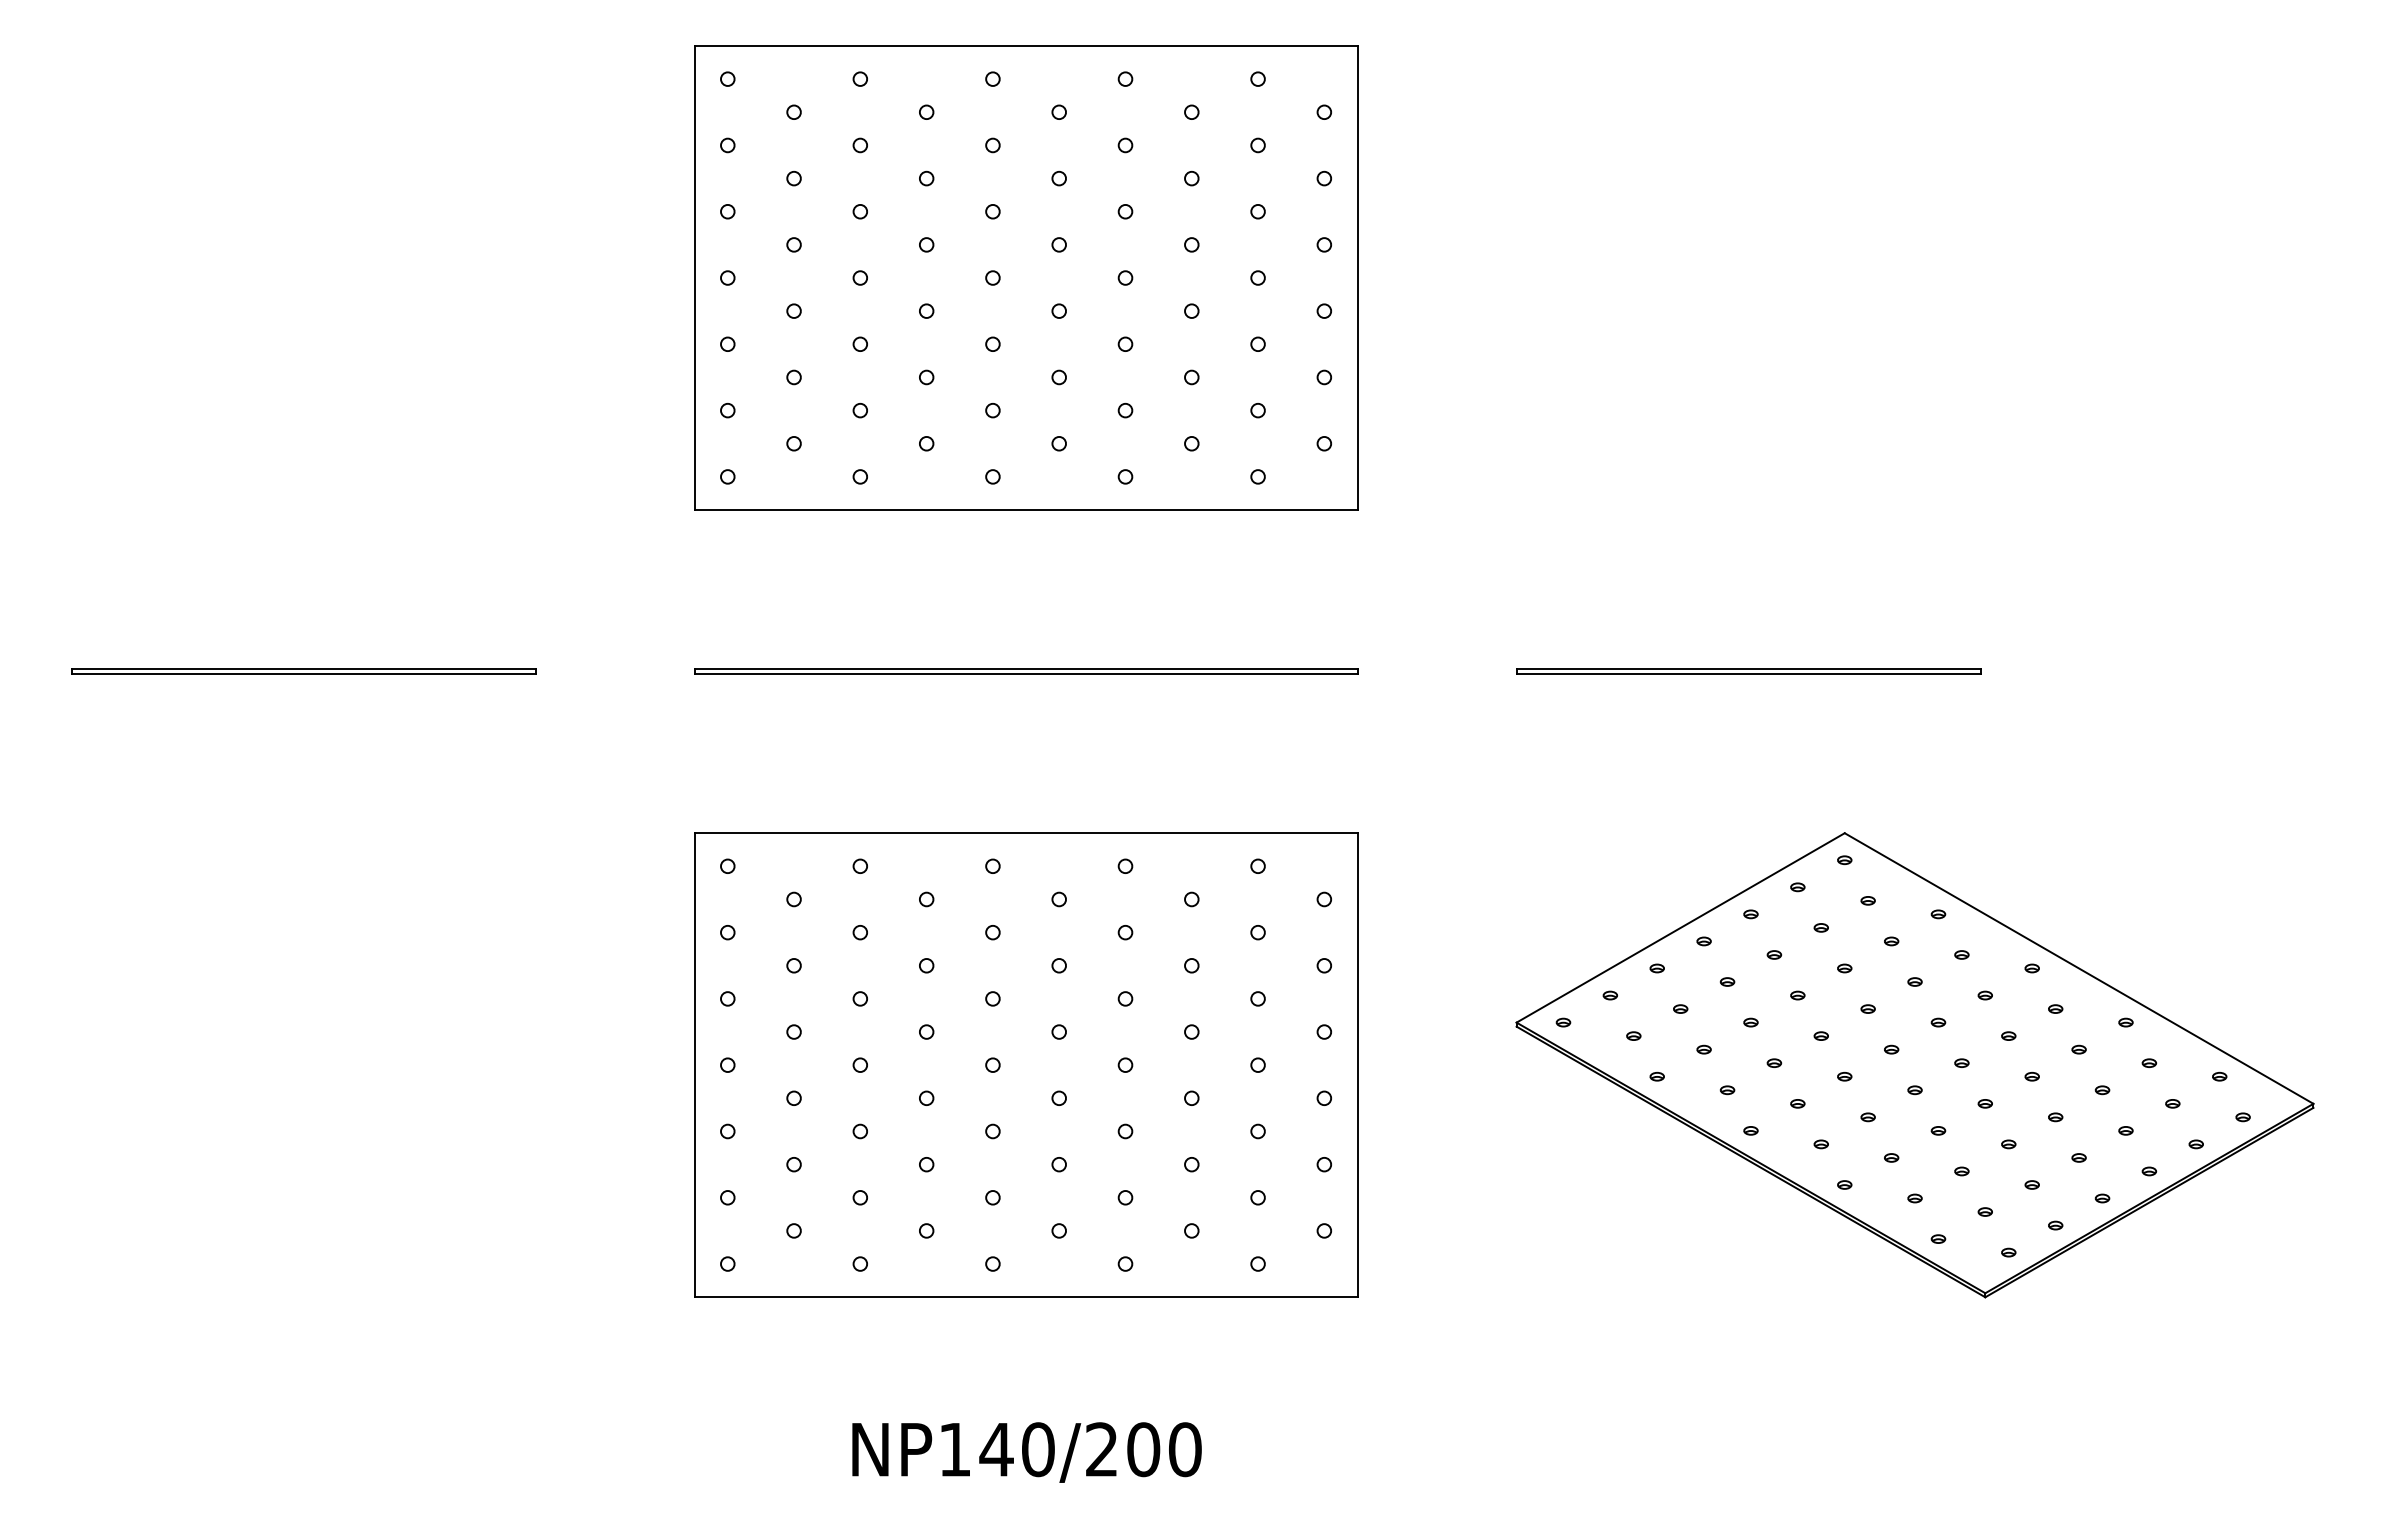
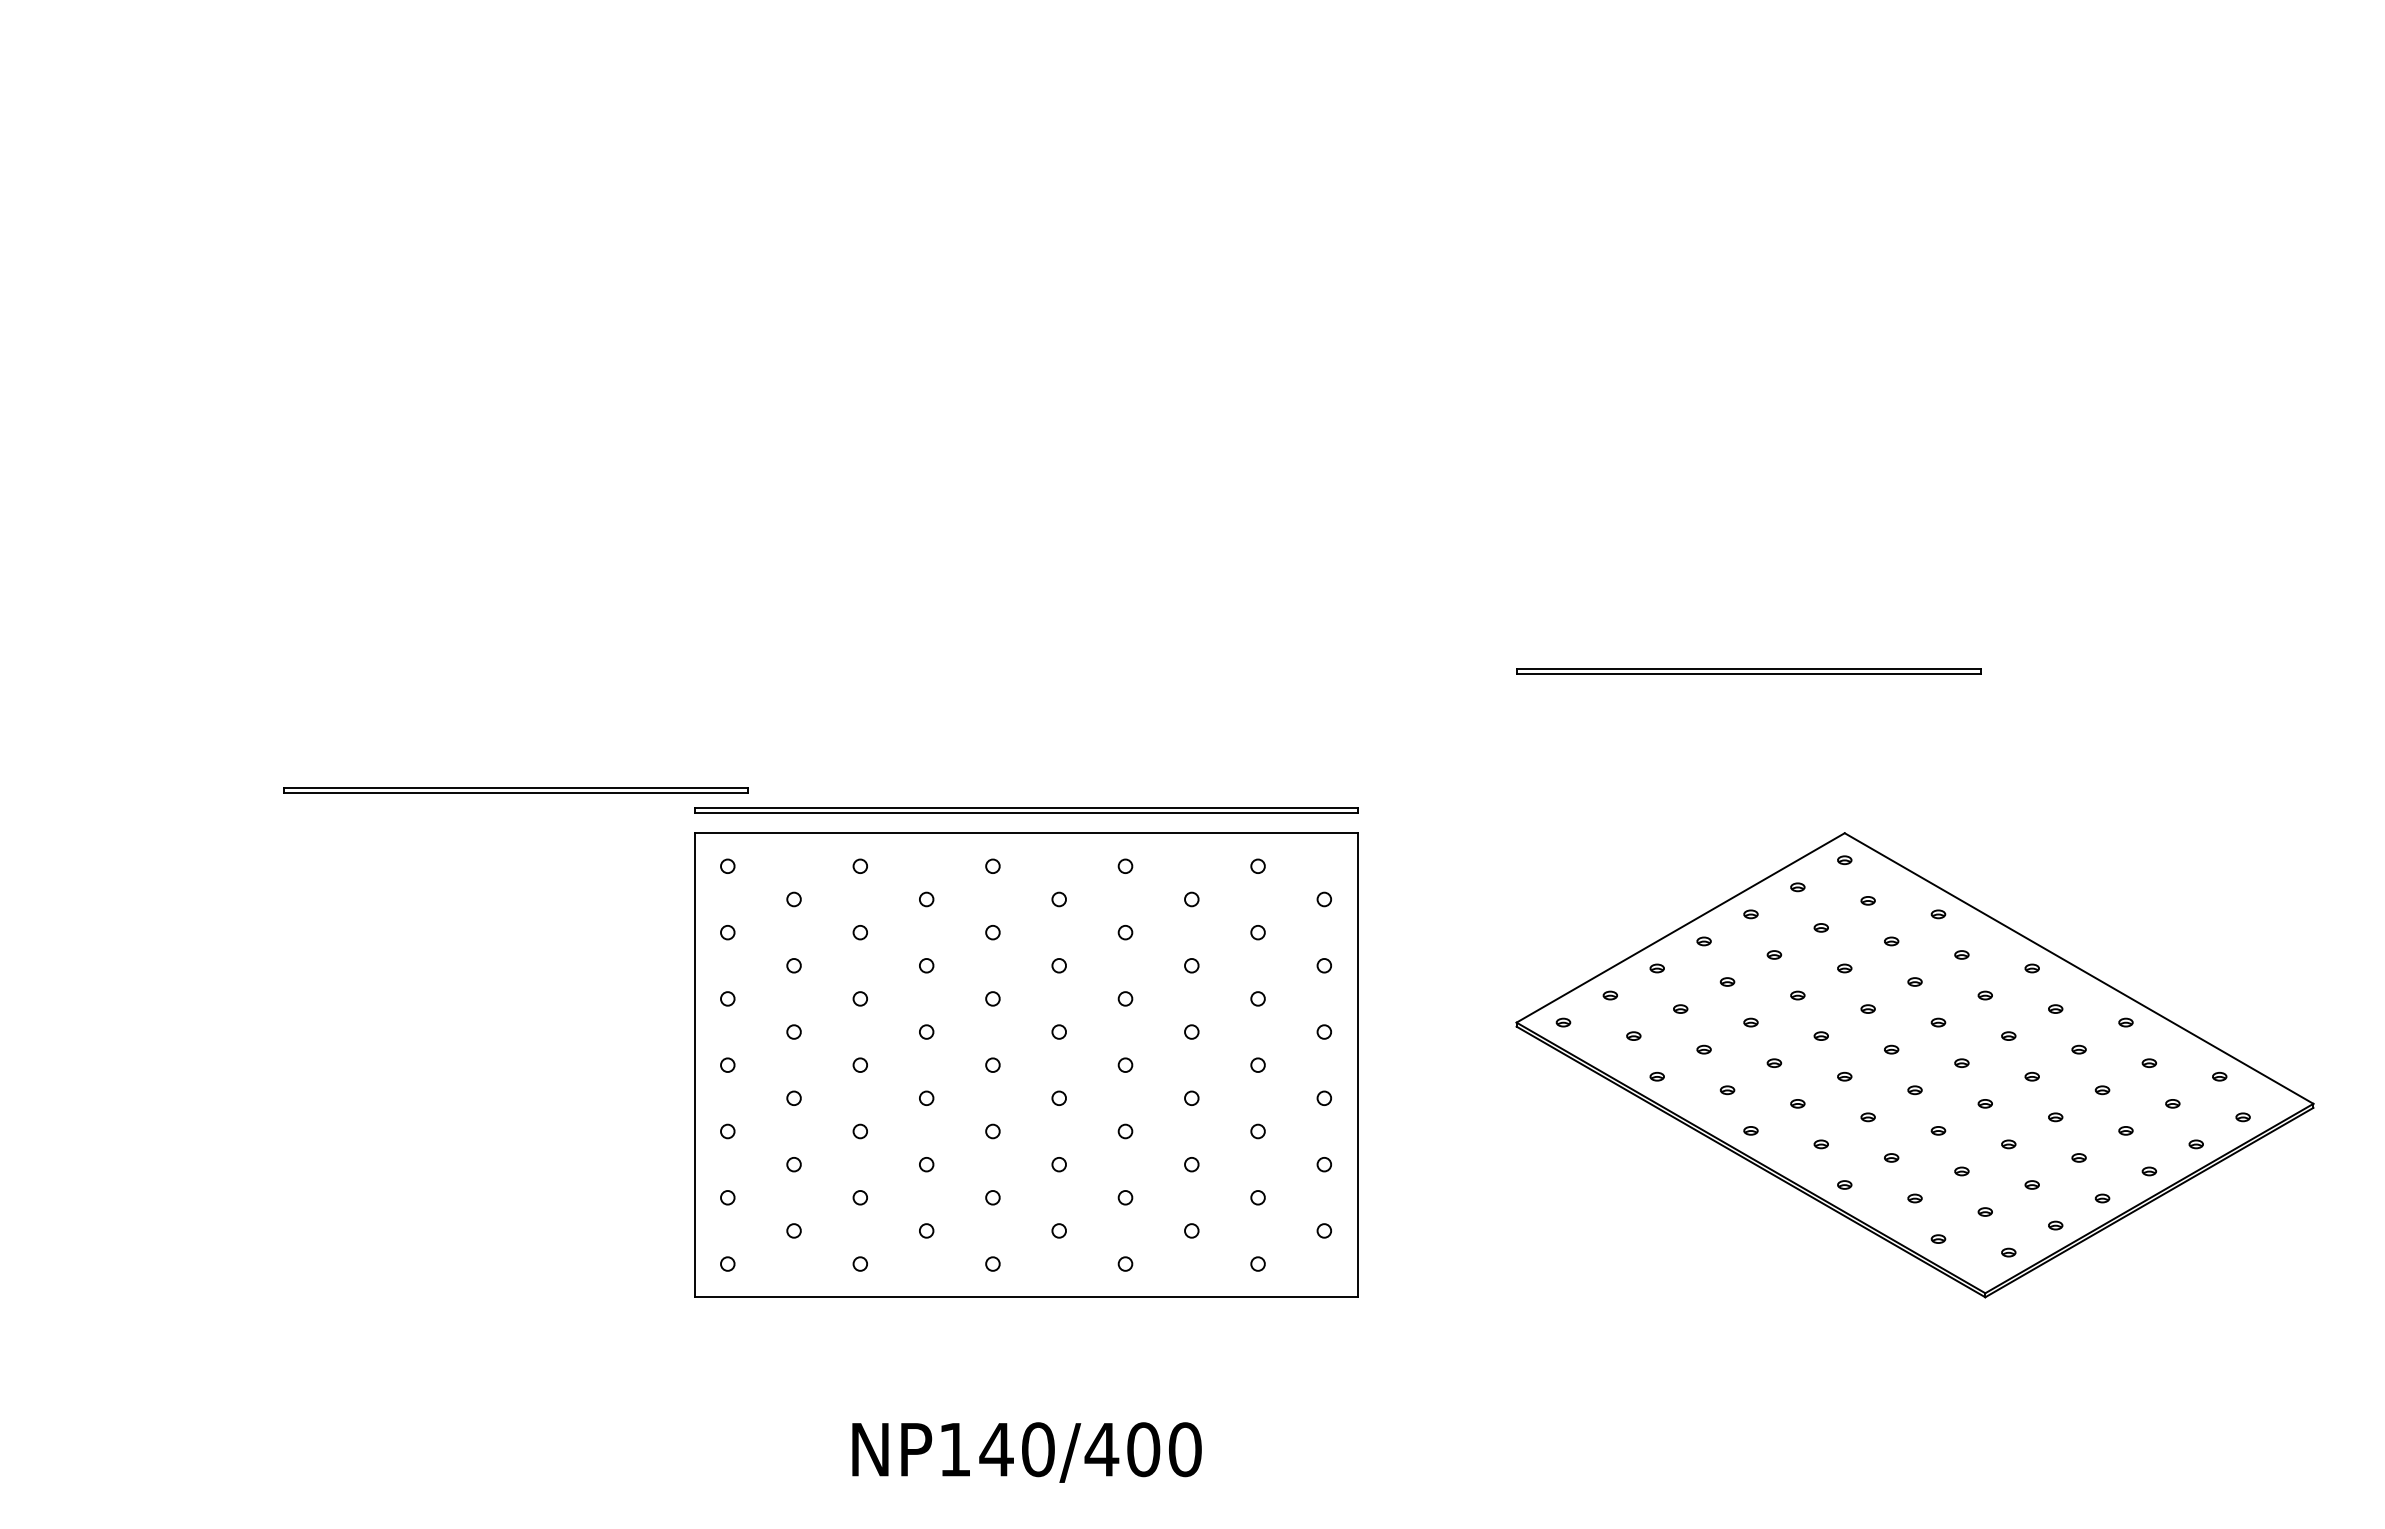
part: present -> none (1026, 277)
part position: (303, 671) -> (515, 790) (515, 790)
part position: (1026, 671) -> (1026, 810) (1026, 810)
text: NP140/200 -> NP140/400 (1101, 1449)
